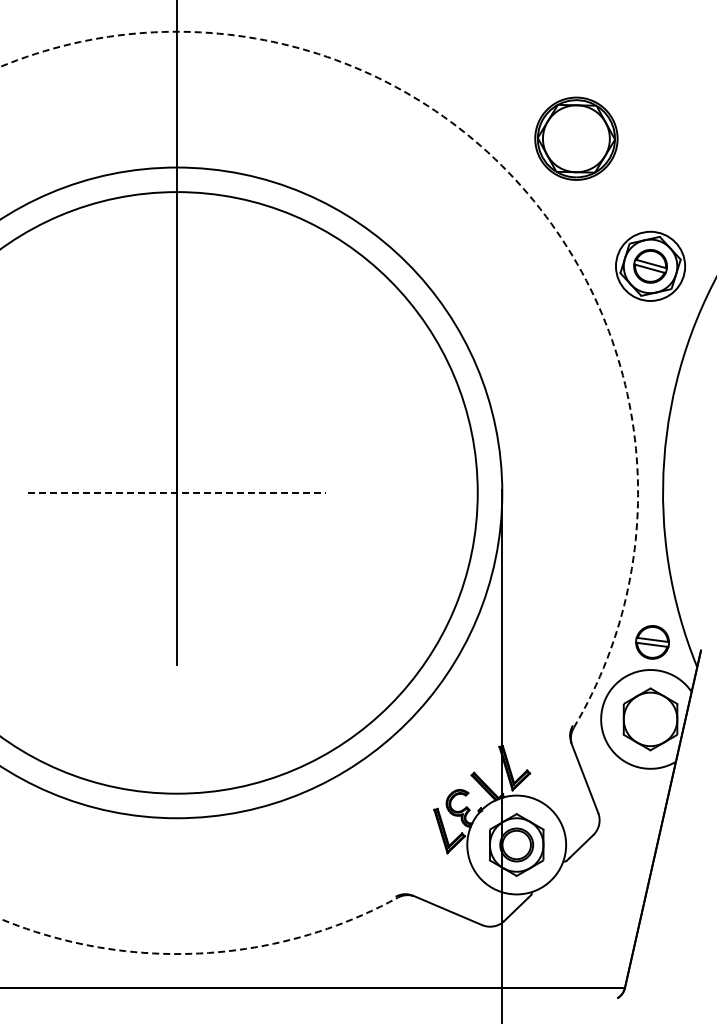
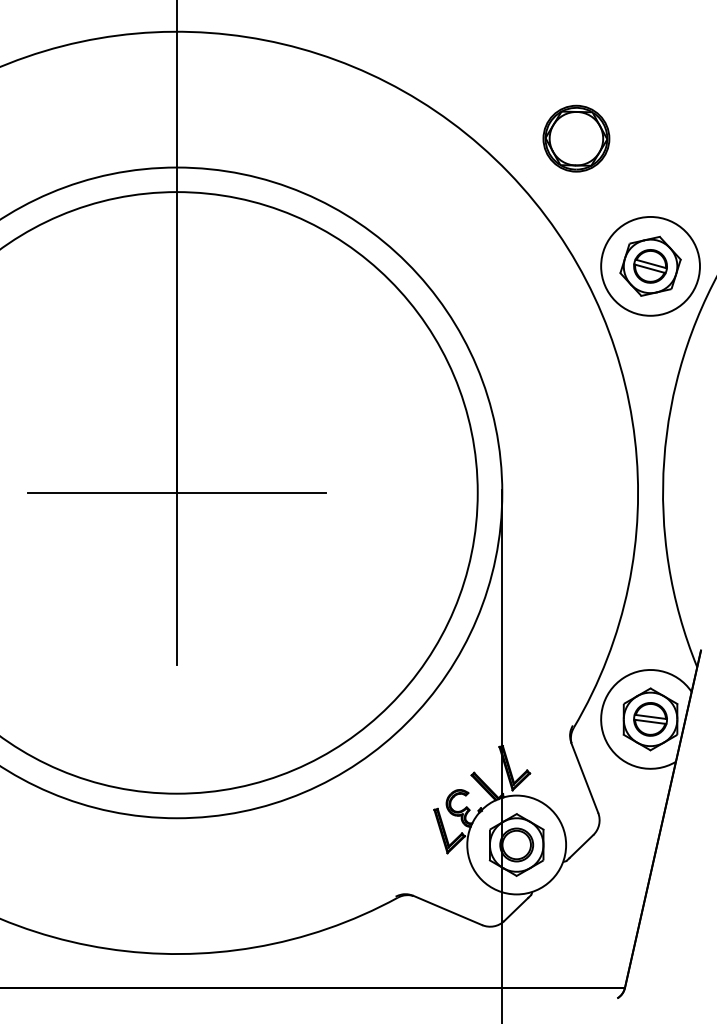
part size: 85x85 px -> 69x69 px (576, 138)
arc: dashed -> solid (524, 190)
circle diameter: 69 px -> 99 px (650, 265)
line: dashed -> solid (176, 492)
part position: (652, 642) -> (650, 719) (650, 719)
arc: dashed -> solid (200, 953)
